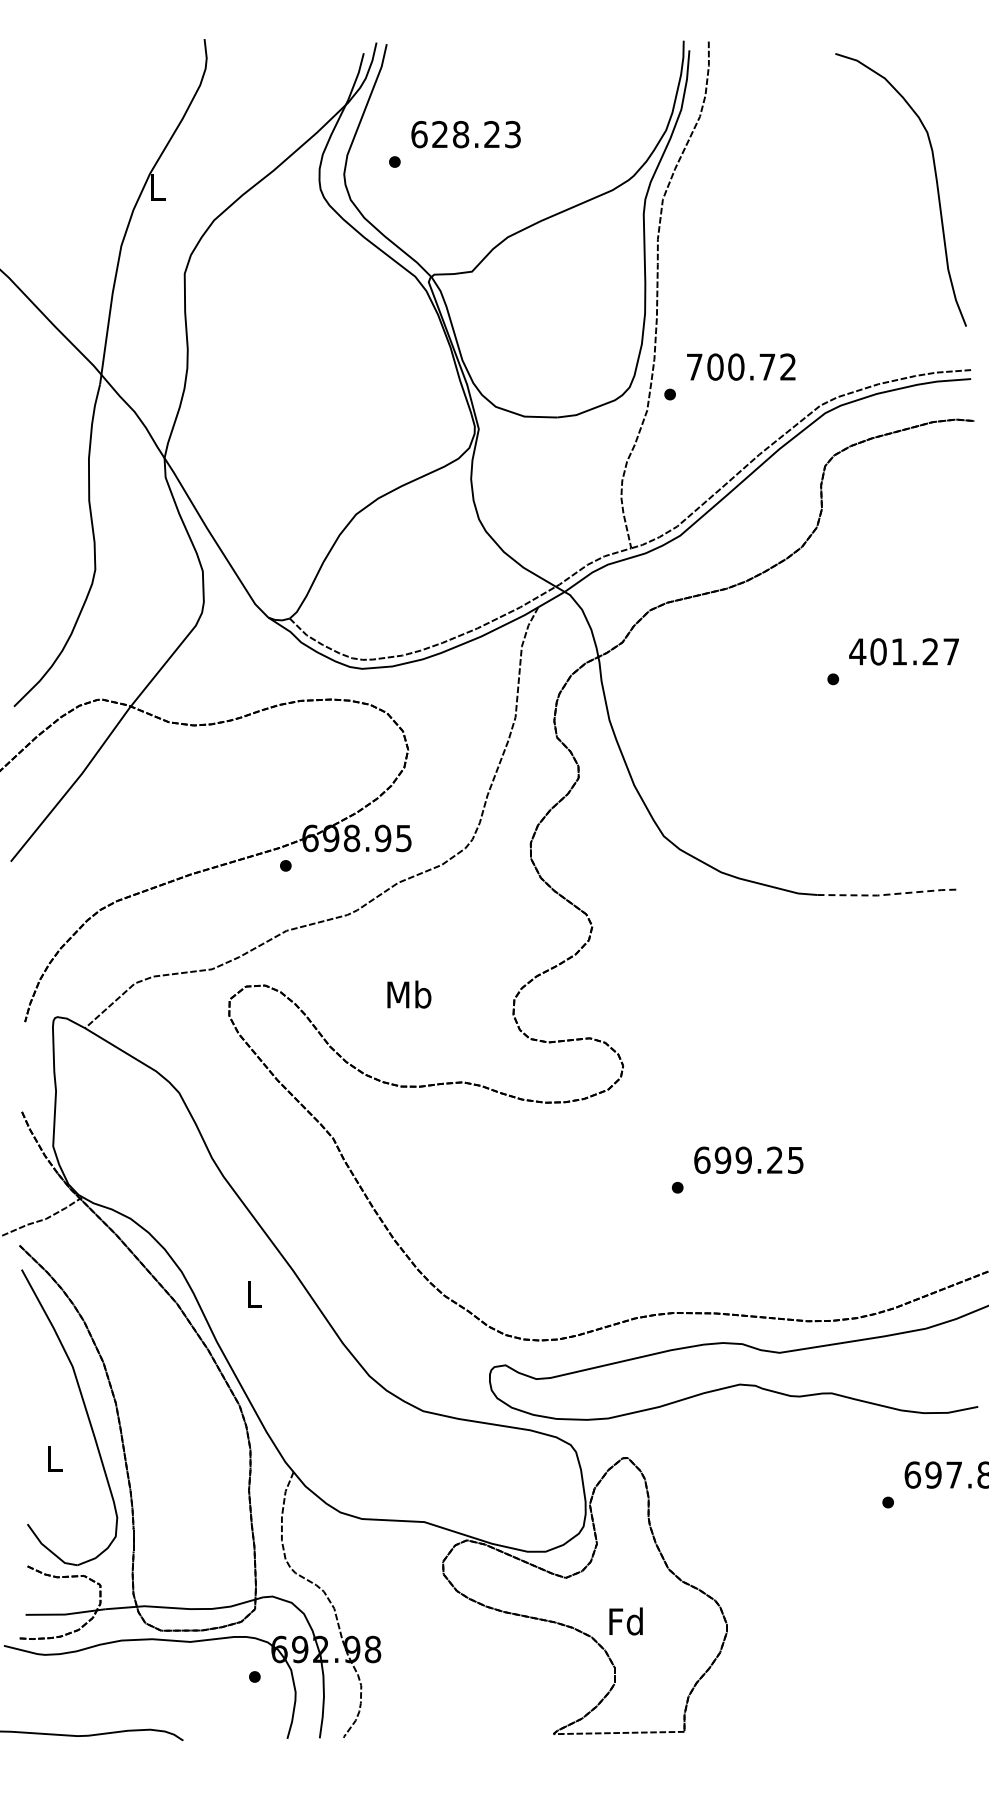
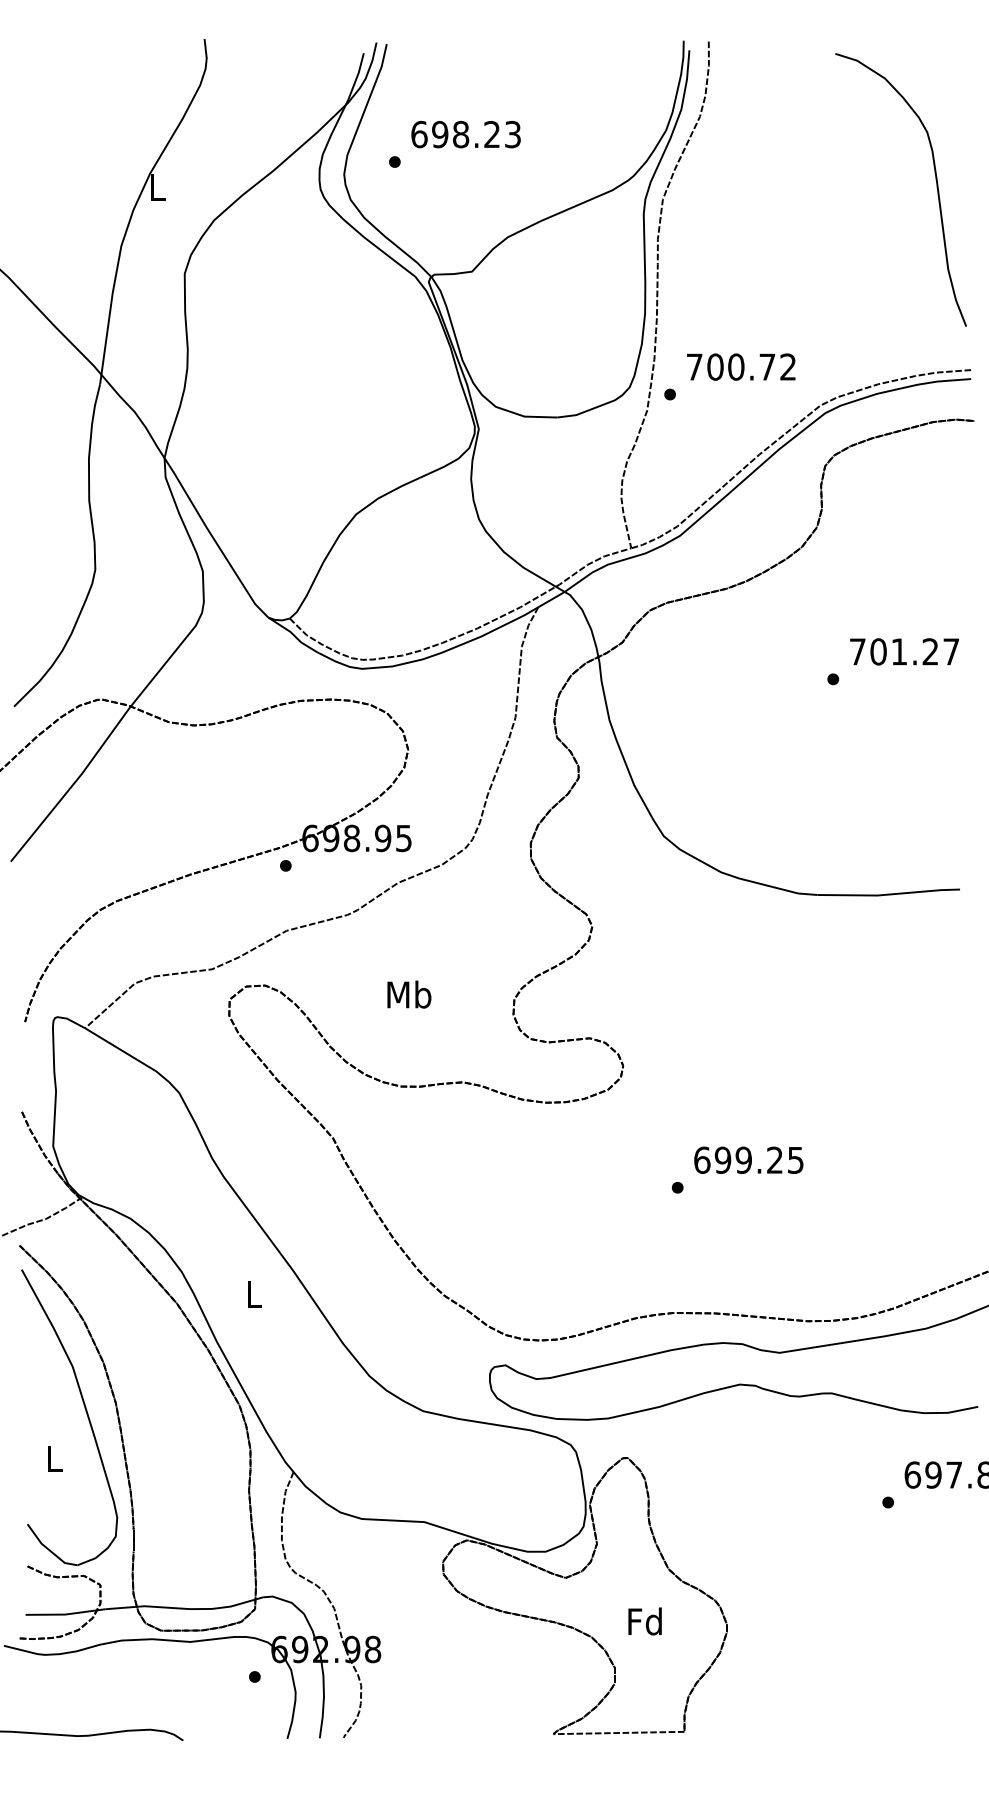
text: 628.23 -> 698.23 (440, 134)
text: 401.27 -> 701.27 (857, 651)
line: dashed -> solid (889, 894)
text position: (625, 1621) -> (644, 1621) (644, 1621)
